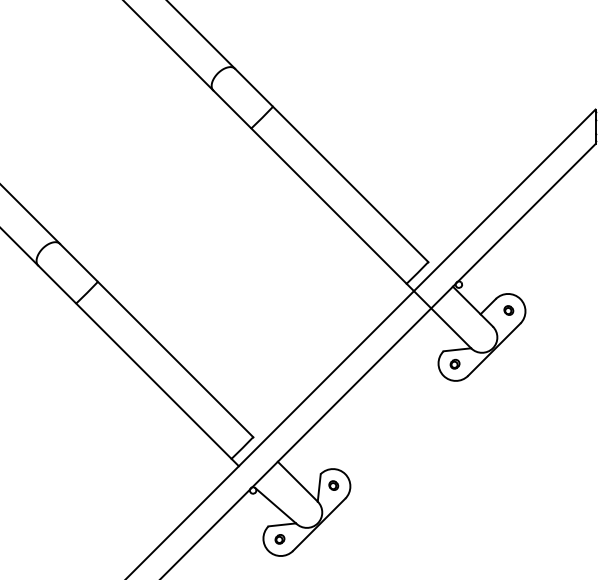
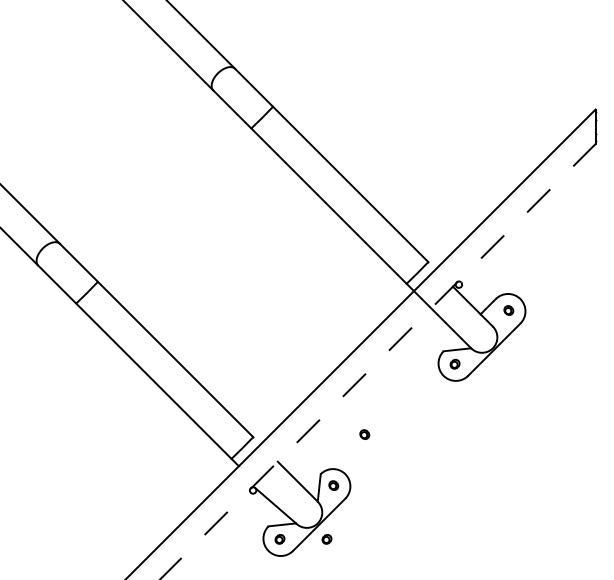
line: solid -> dashed (378, 361)
part: none -> present (364, 434)
part: none -> present (326, 539)
